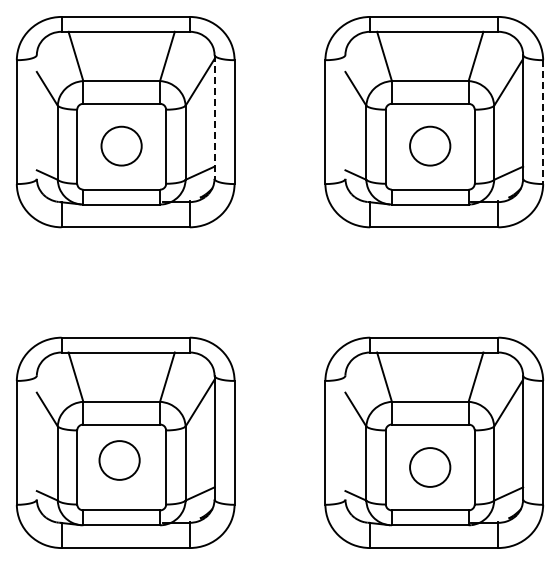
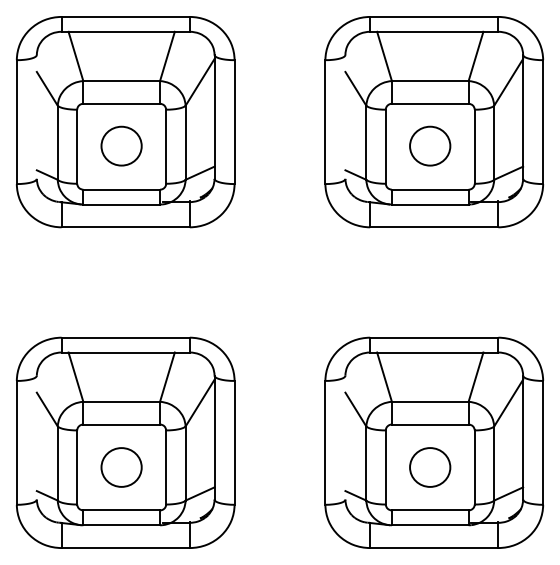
line: dashed -> solid (214, 116)
line: dashed -> solid (543, 122)
part position: (119, 460) -> (121, 467) (121, 467)
